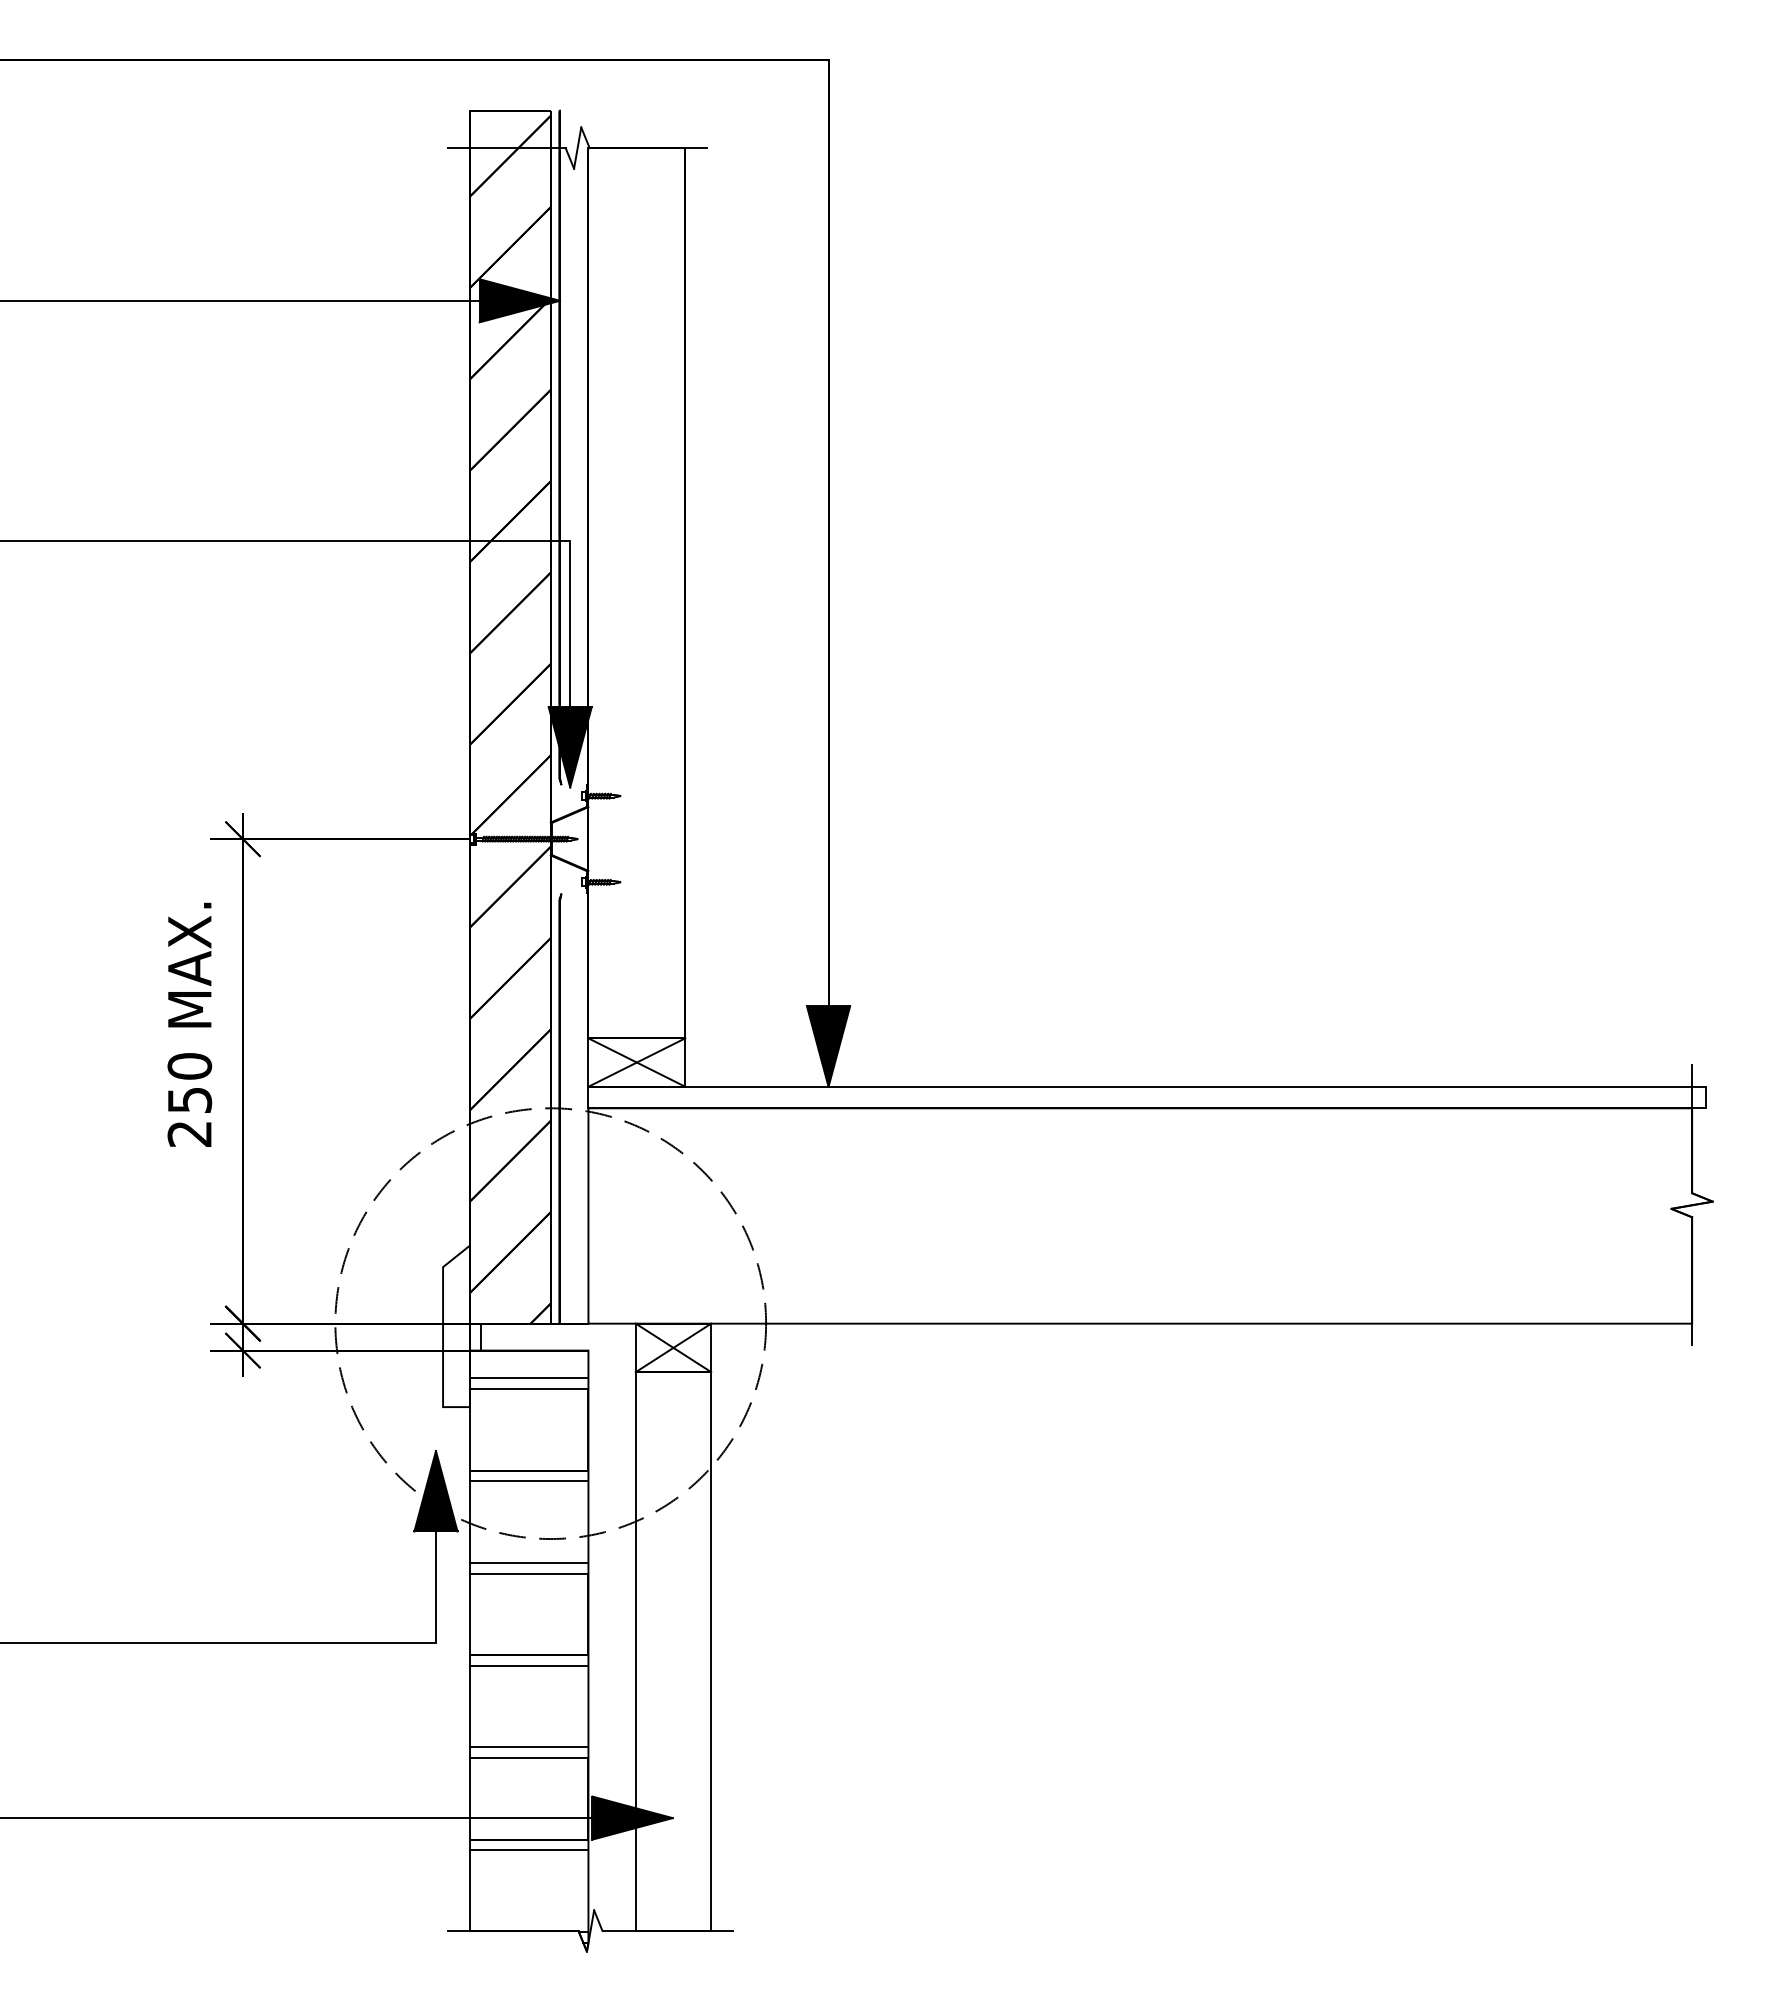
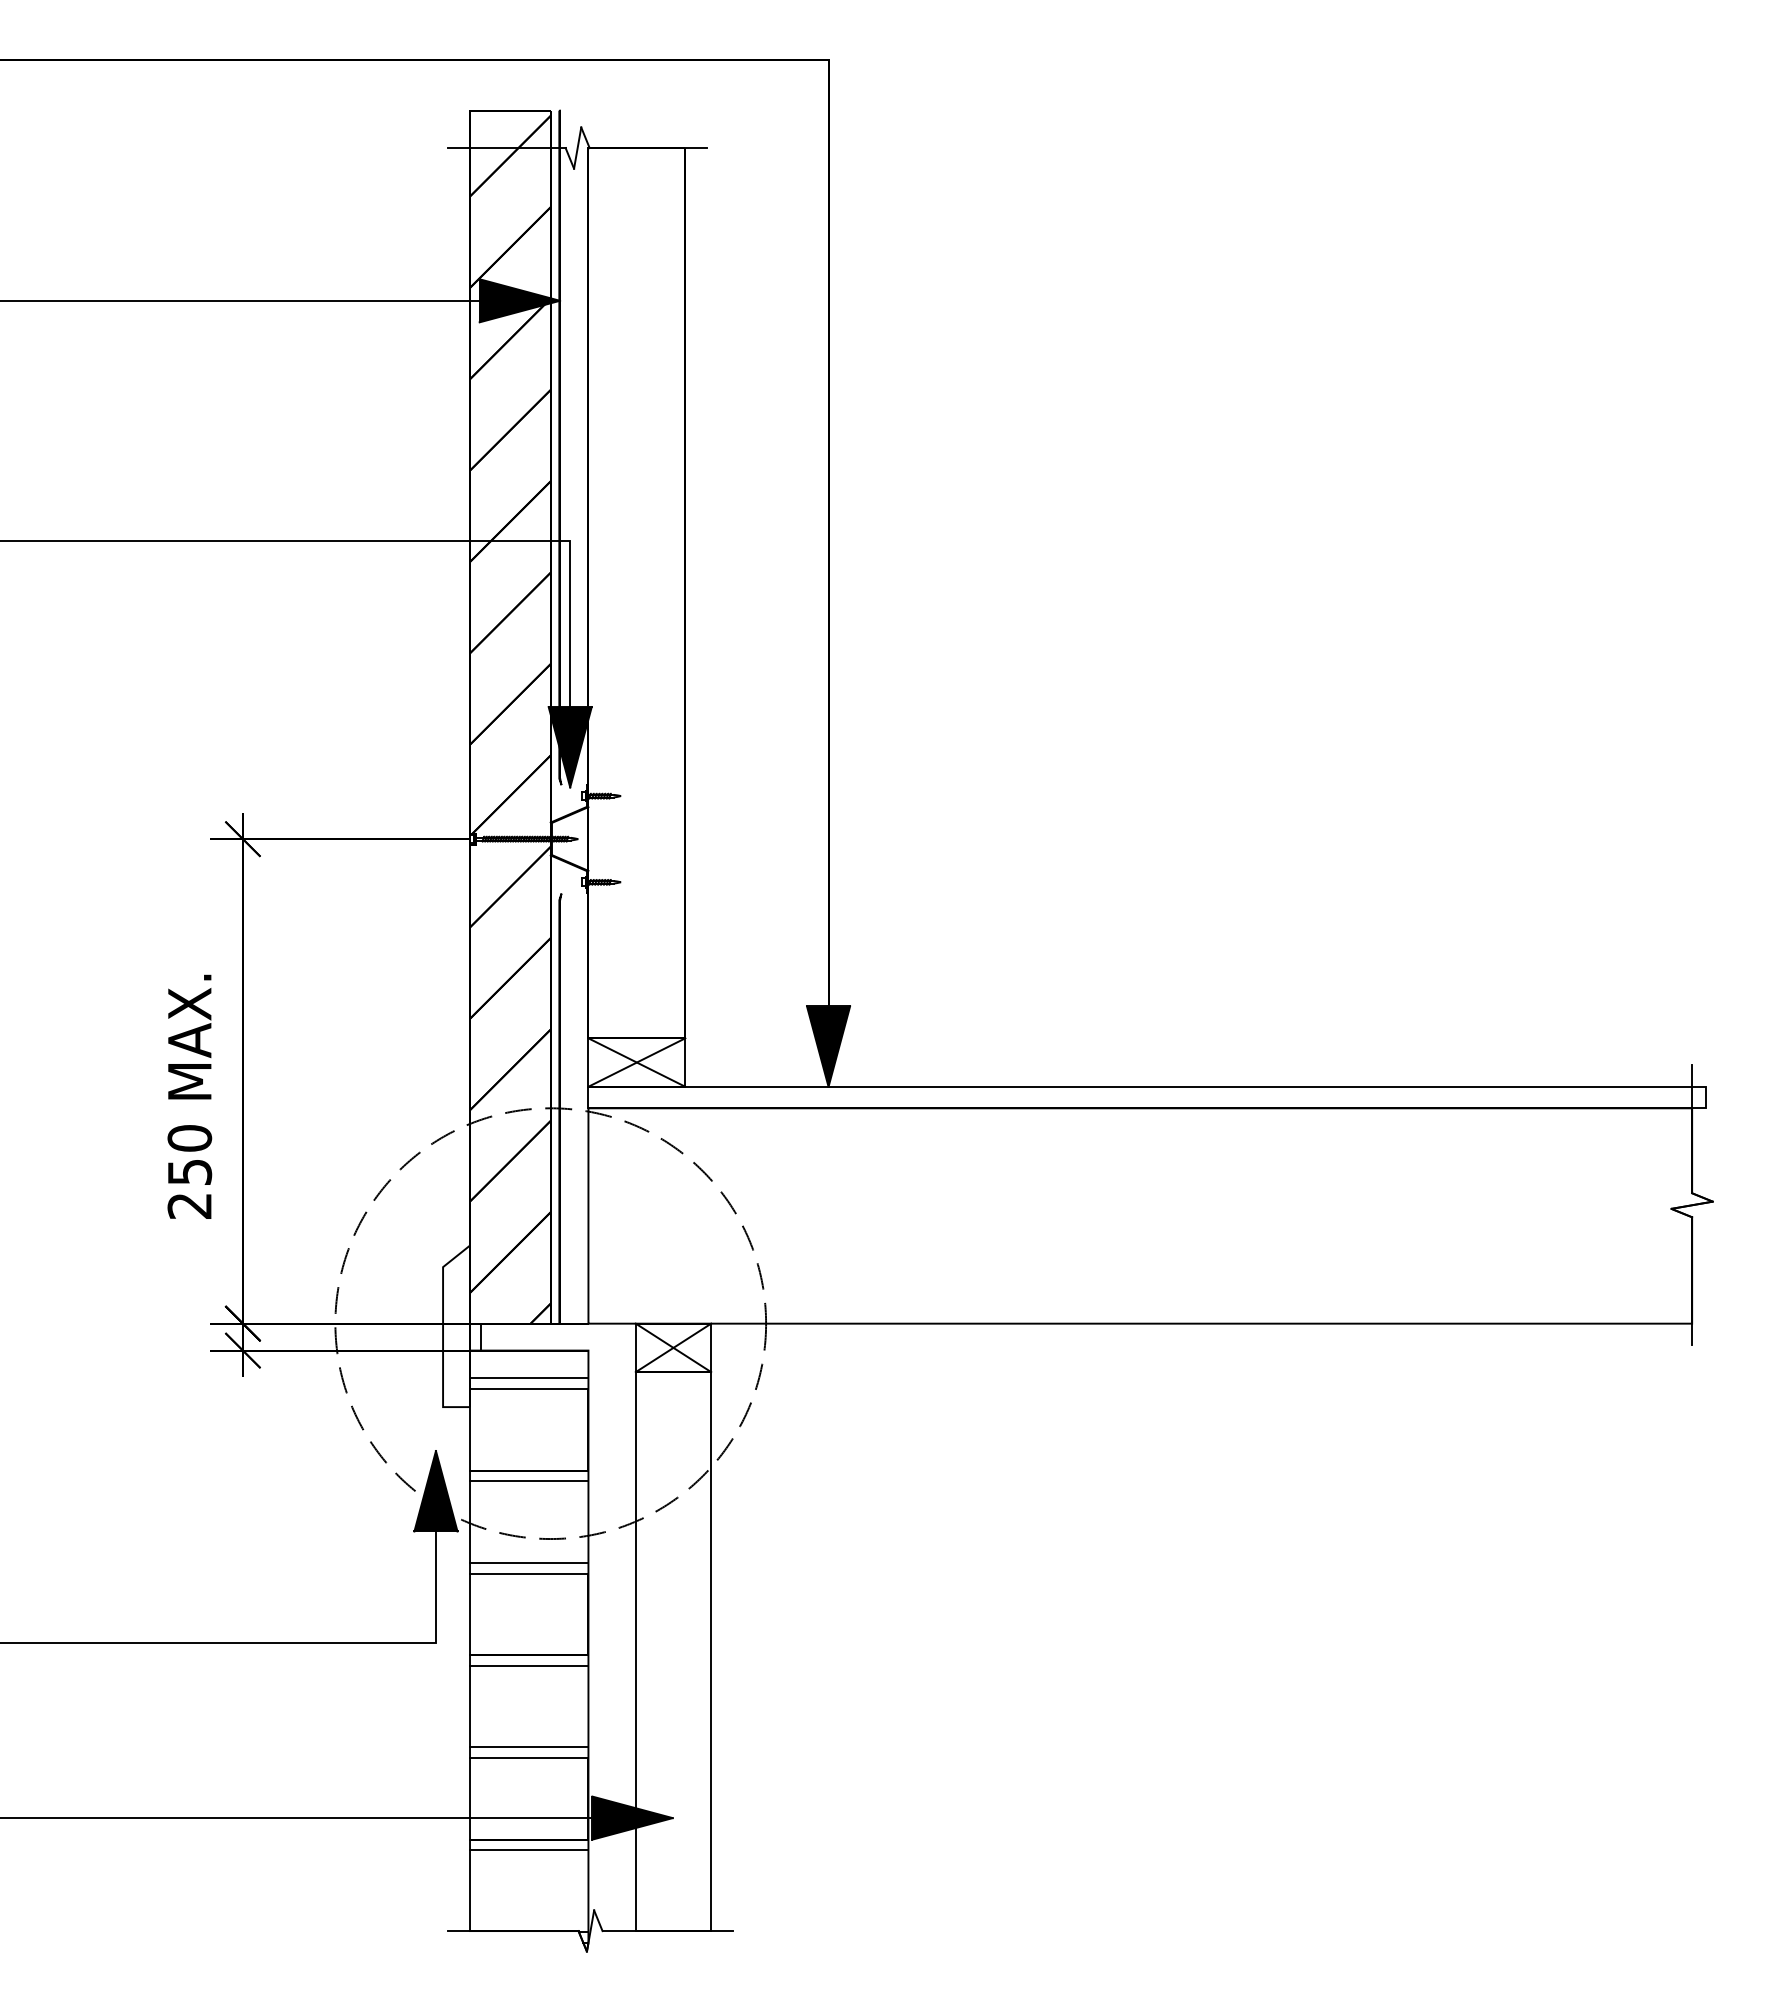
text position: (189, 1024) -> (189, 1096) (189, 1096)
